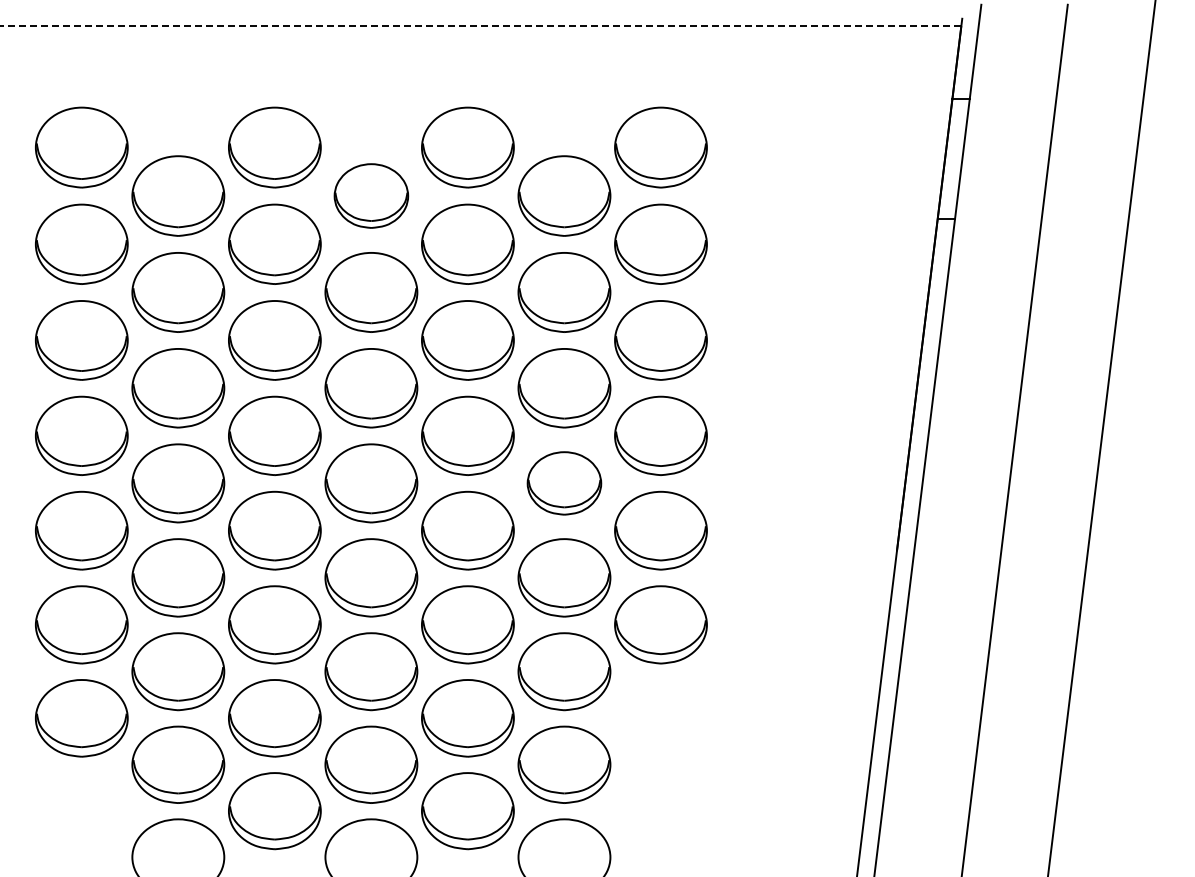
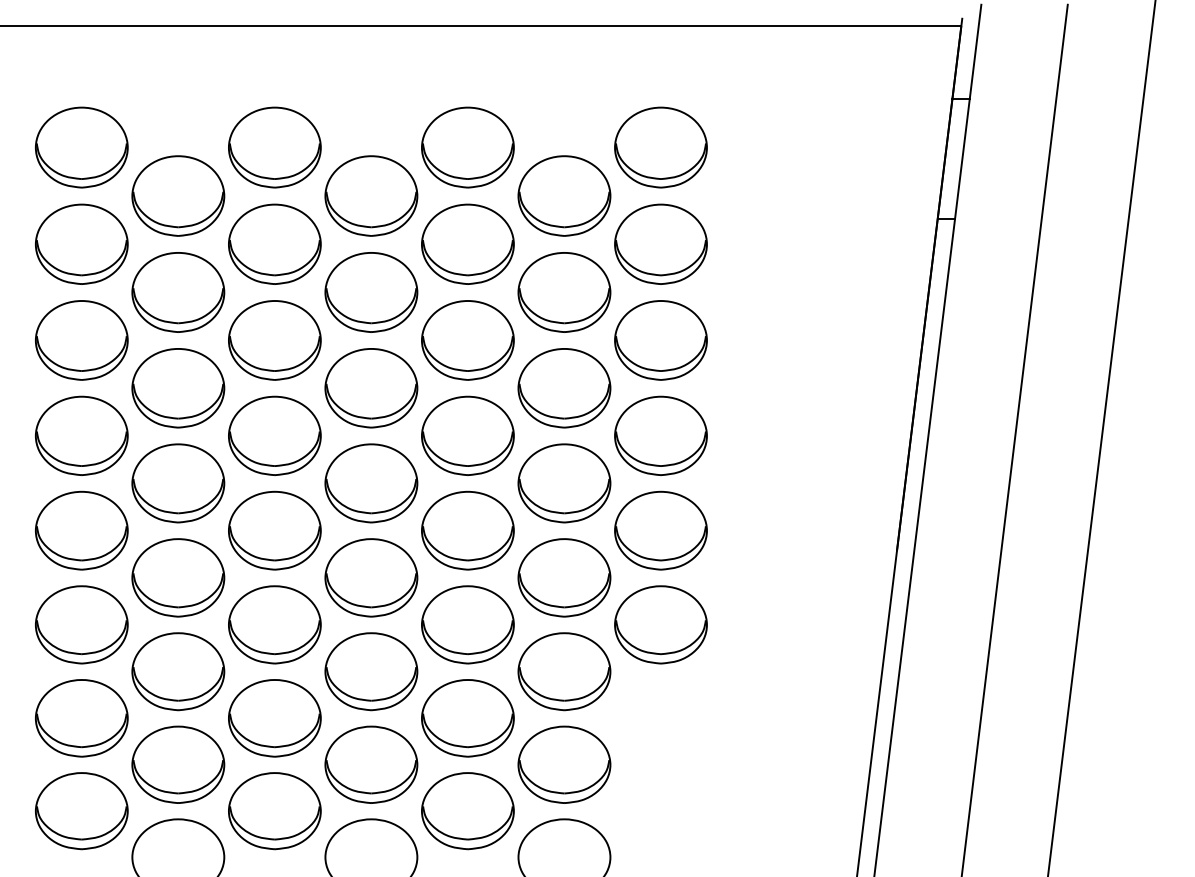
line: dashed -> solid (480, 26)
part size: 77x66 px -> 95x82 px (371, 195)
part size: 77x65 px -> 95x81 px (564, 483)
part: none -> present (81, 811)
